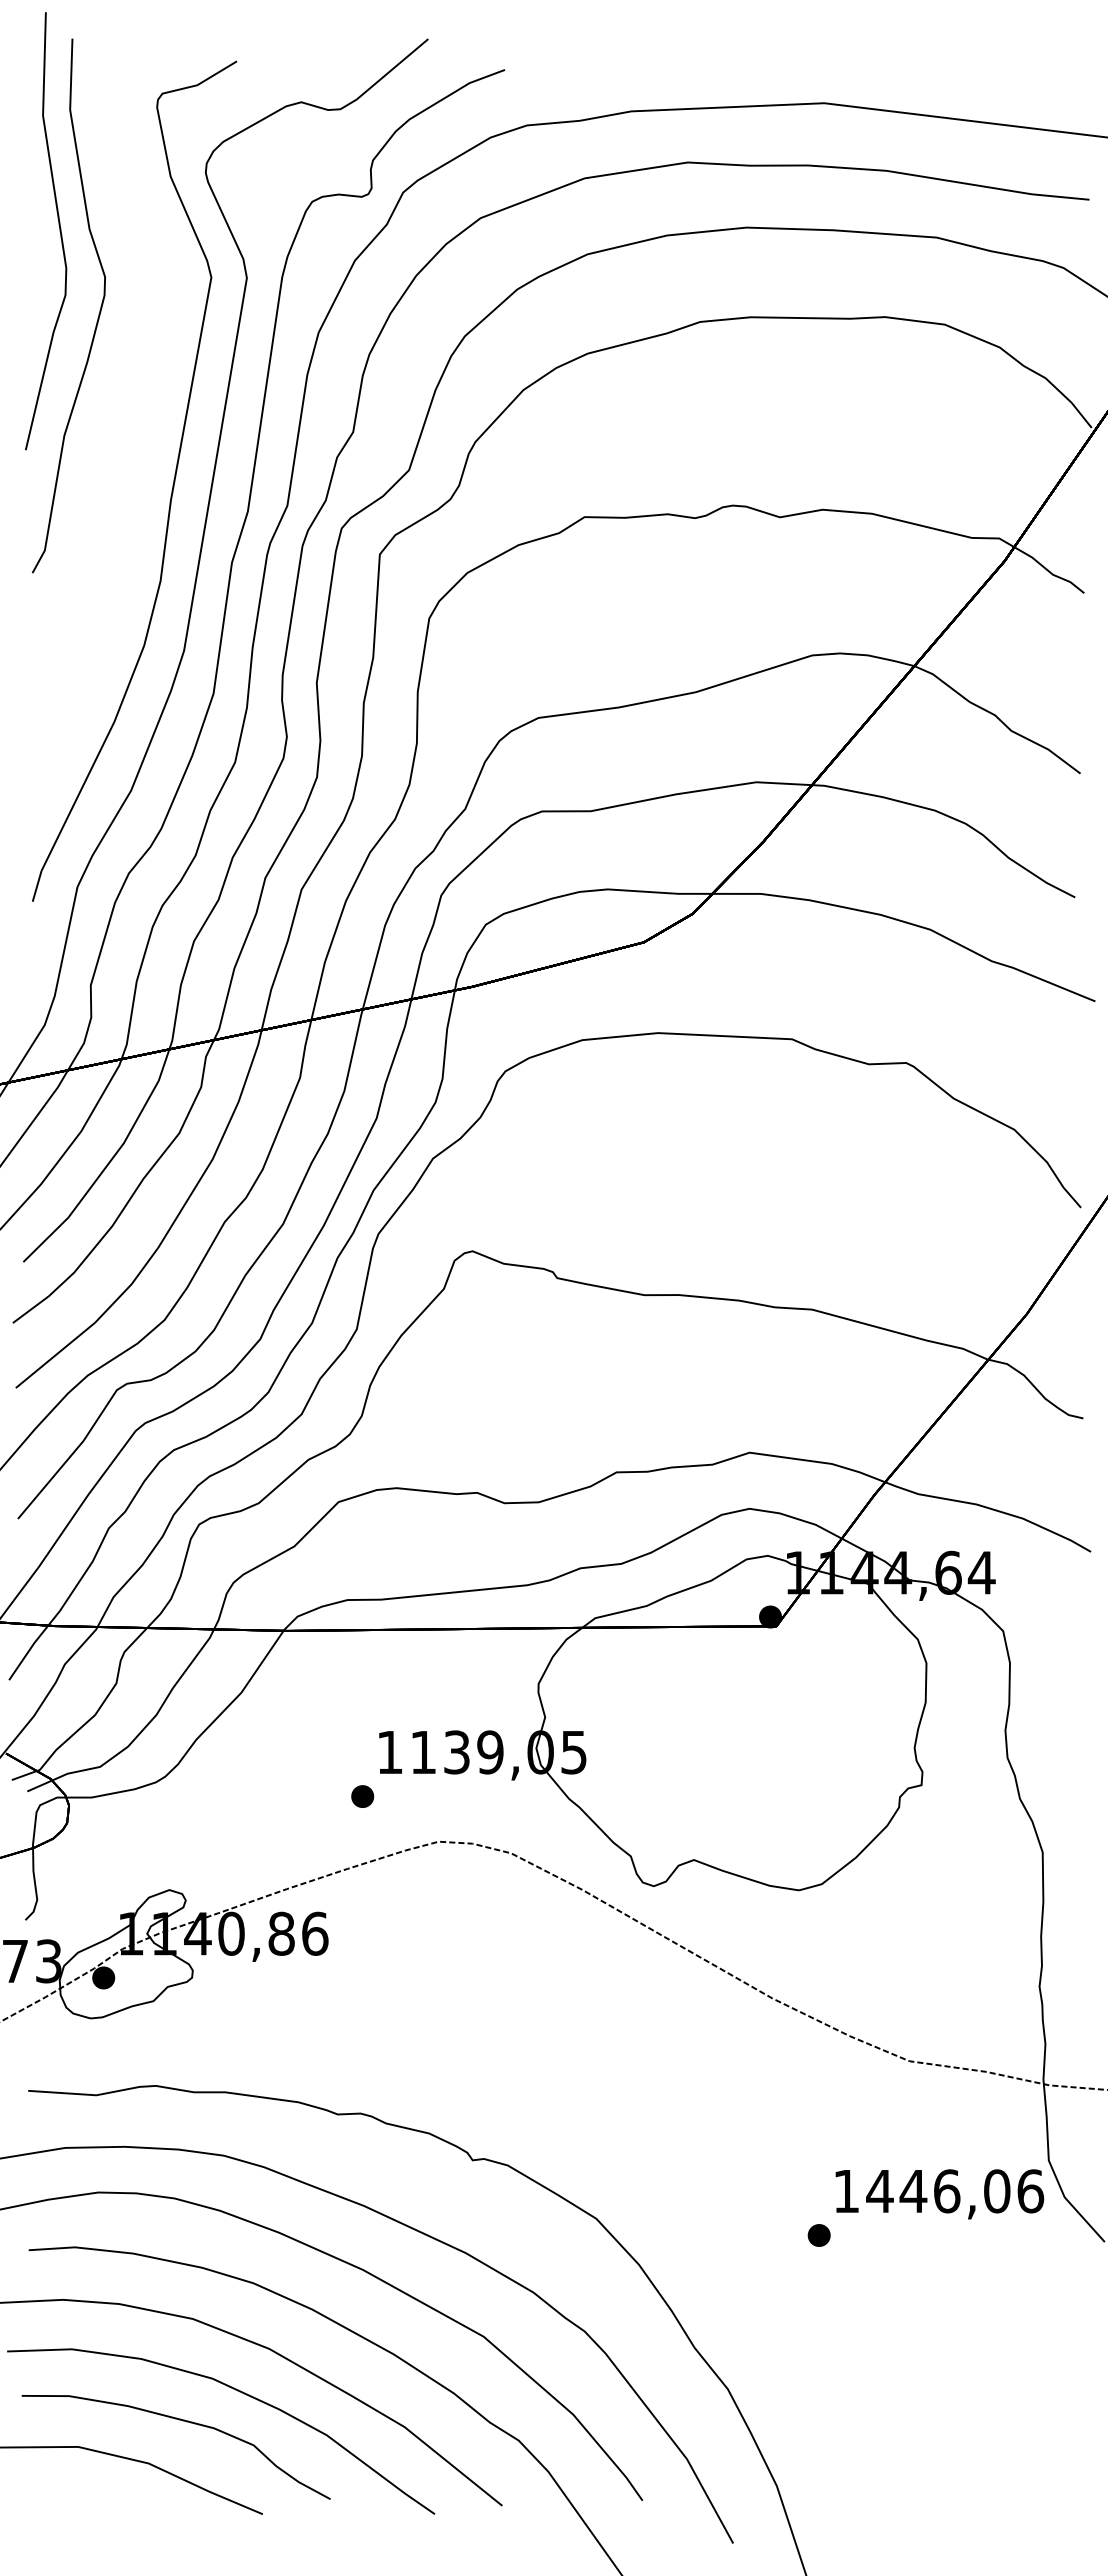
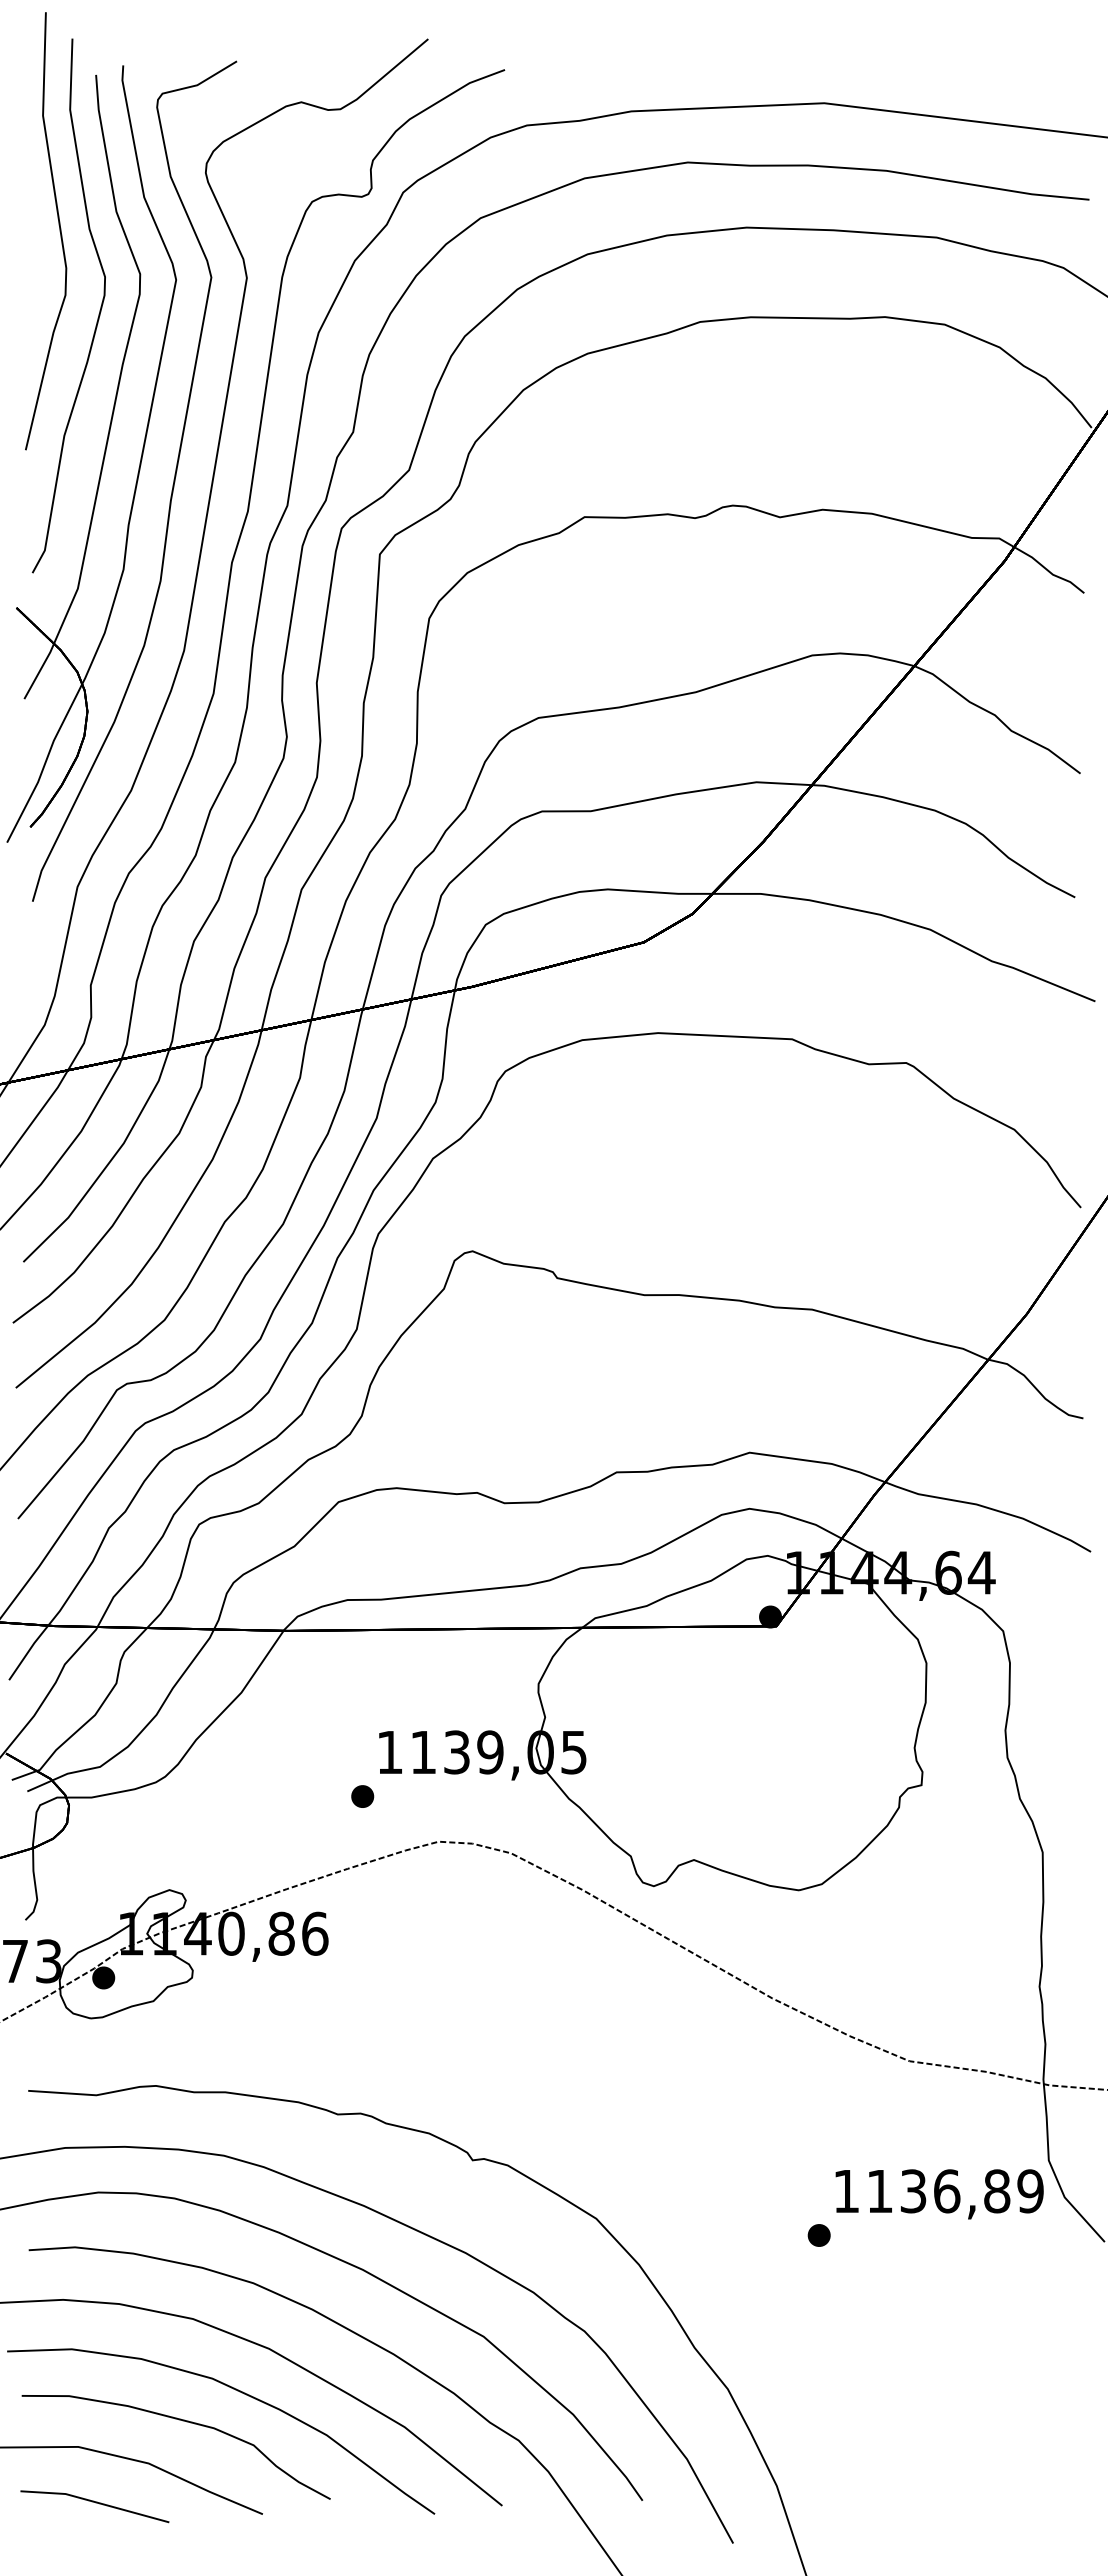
part: none -> present (103, 454)
text: 1446,06 -> 1136,89 (955, 2191)
line: none -> present (95, 2503)
